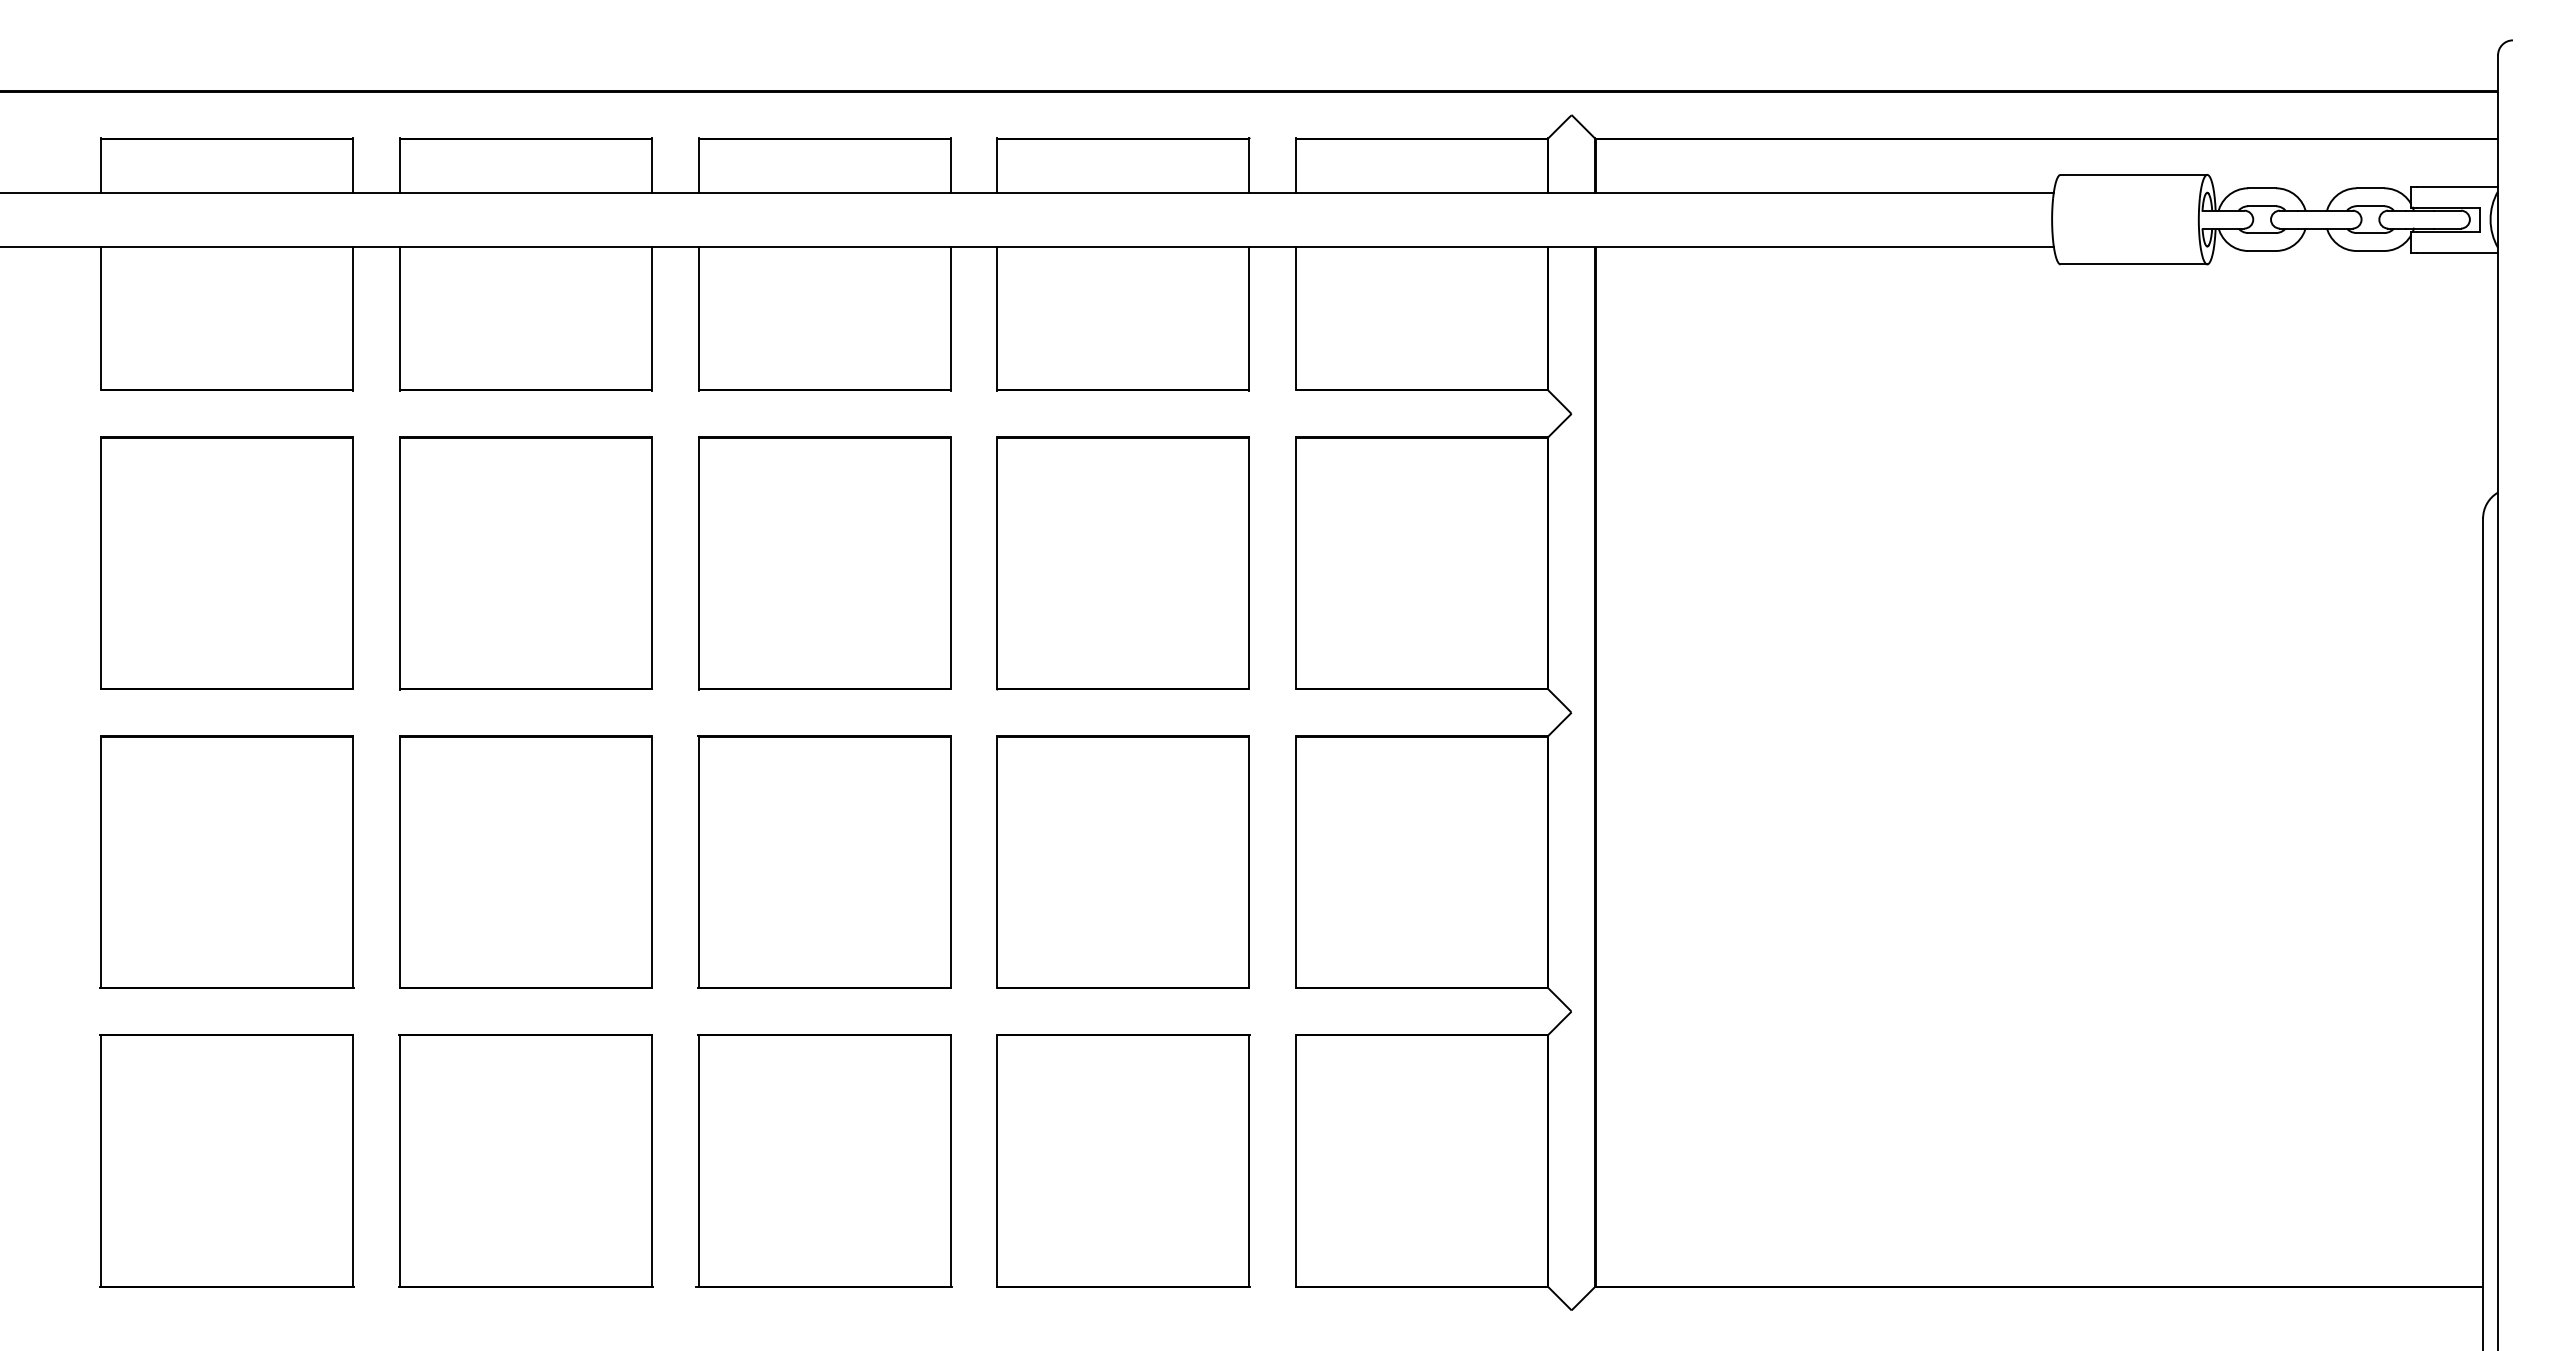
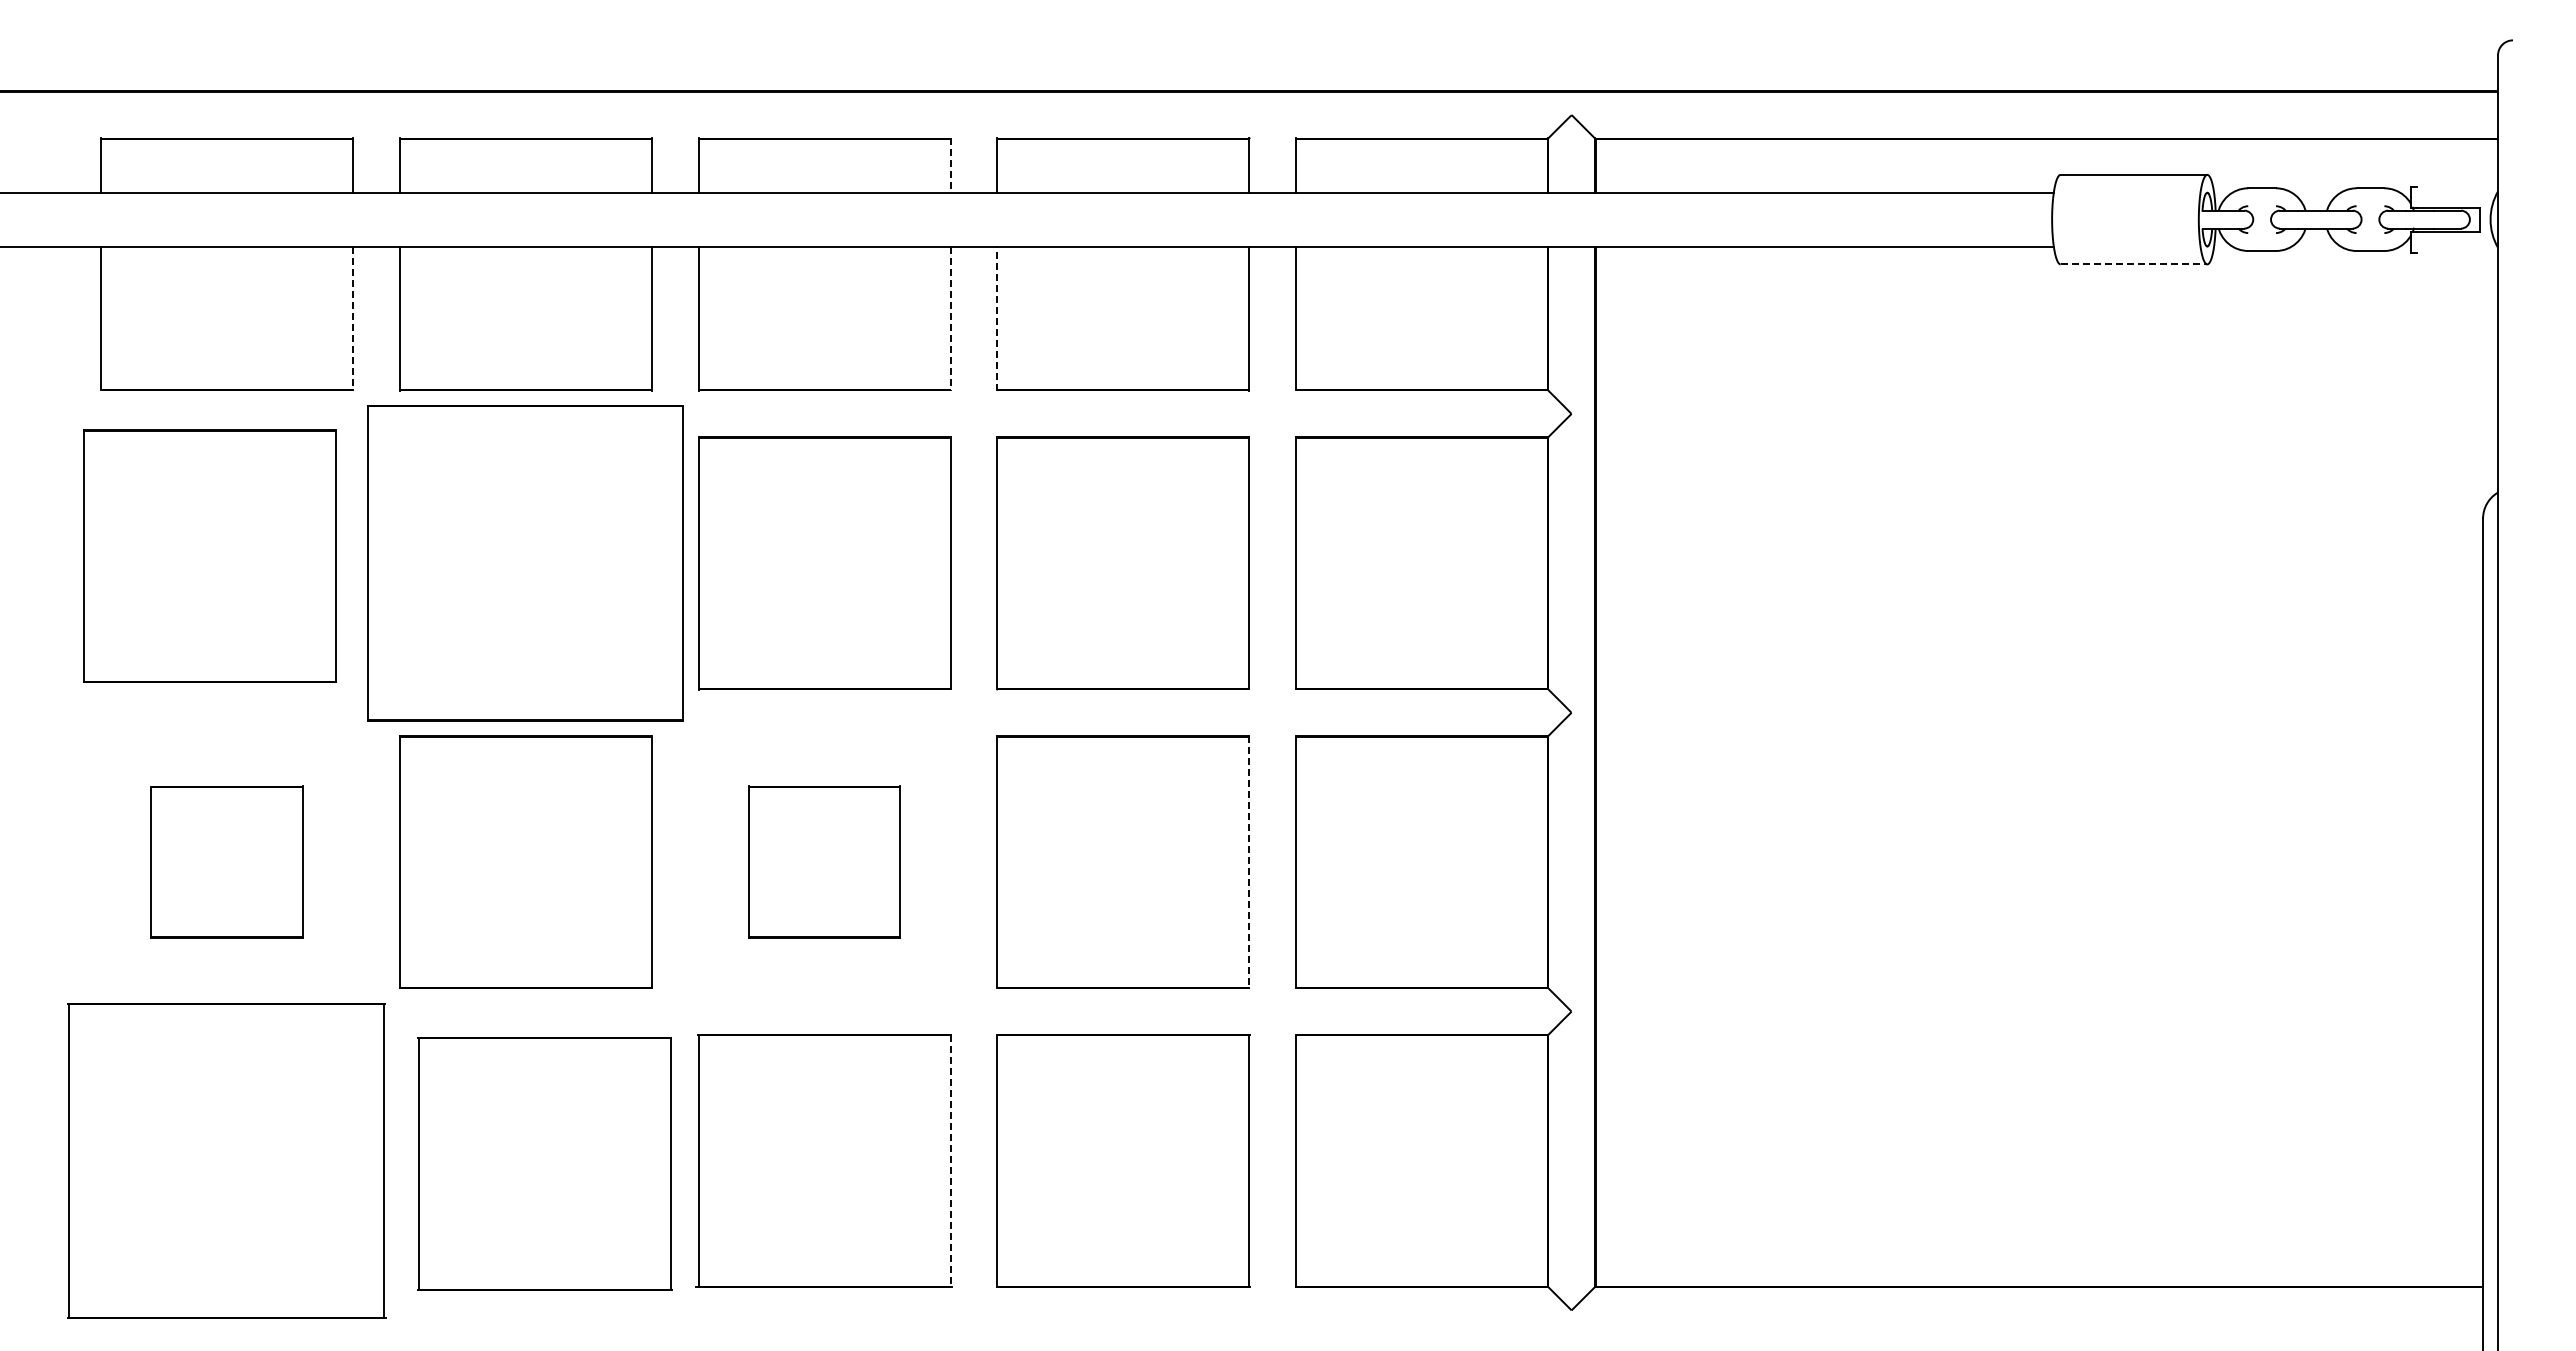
line: solid -> dashed (950, 166)
line: present -> none (2457, 186)
line: present -> none (2262, 206)
line: present -> none (2370, 206)
line: present -> none (2262, 233)
line: present -> none (2370, 233)
line: present -> none (2457, 252)
line: solid -> dashed (2134, 264)
line: solid -> dashed (352, 318)
line: solid -> dashed (950, 318)
line: solid -> dashed (997, 318)
part position: (226, 562) -> (209, 555) (209, 555)
part size: 254x255 px -> 317x317 px (525, 563)
part size: 256x254 px -> 154x154 px (226, 861)
part size: 255x254 px -> 153x154 px (824, 861)
line: solid -> dashed (1249, 862)
part size: 256x254 px -> 320x316 px (226, 1160)
part position: (525, 1160) -> (544, 1163) (544, 1163)
line: solid -> dashed (950, 1161)
